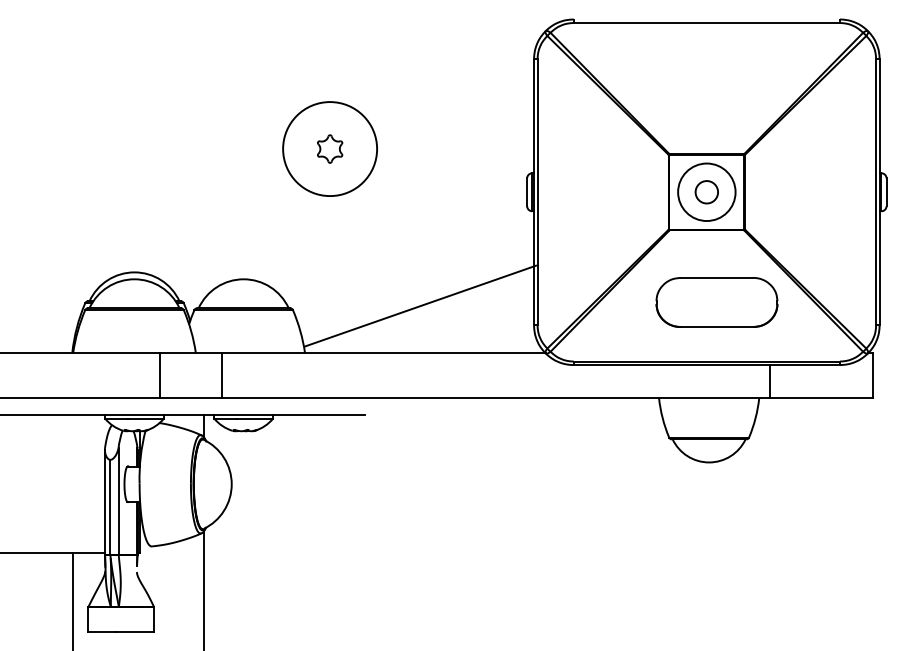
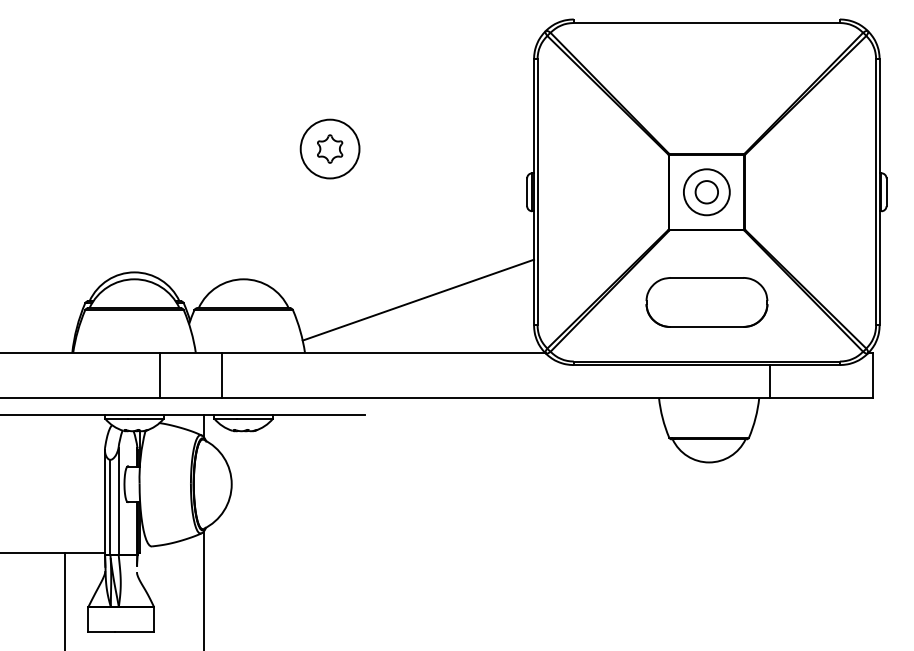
circle diameter: 94 px -> 59 px (329, 148)
circle diameter: 57 px -> 46 px (706, 192)
part position: (716, 302) -> (706, 302) (706, 302)
line position: (420, 305) -> (418, 299) (418, 299)
line position: (73, 600) -> (65, 600) (65, 600)
